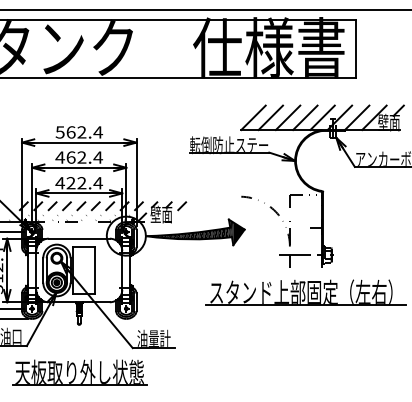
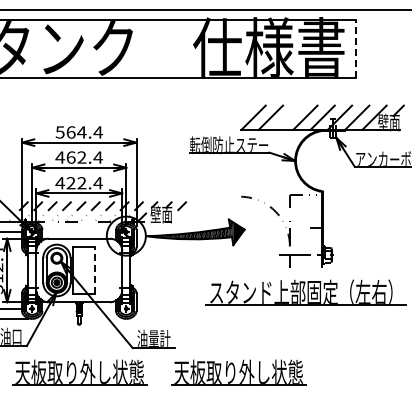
line: solid -> dashed (356, 48)
line: present -> none (287, 117)
text: 562.4 -> 564.4 (81, 132)
line: solid -> dashed (94, 269)
part: none -> present (238, 372)
